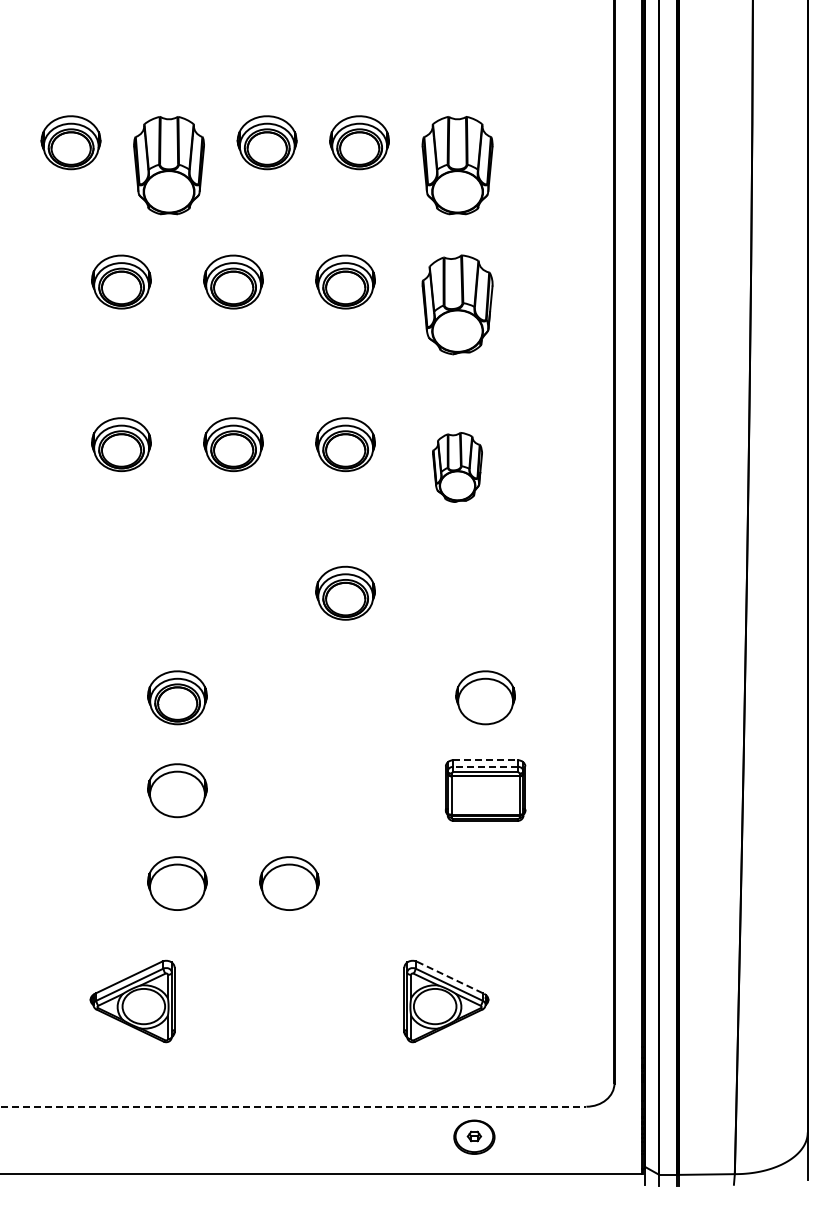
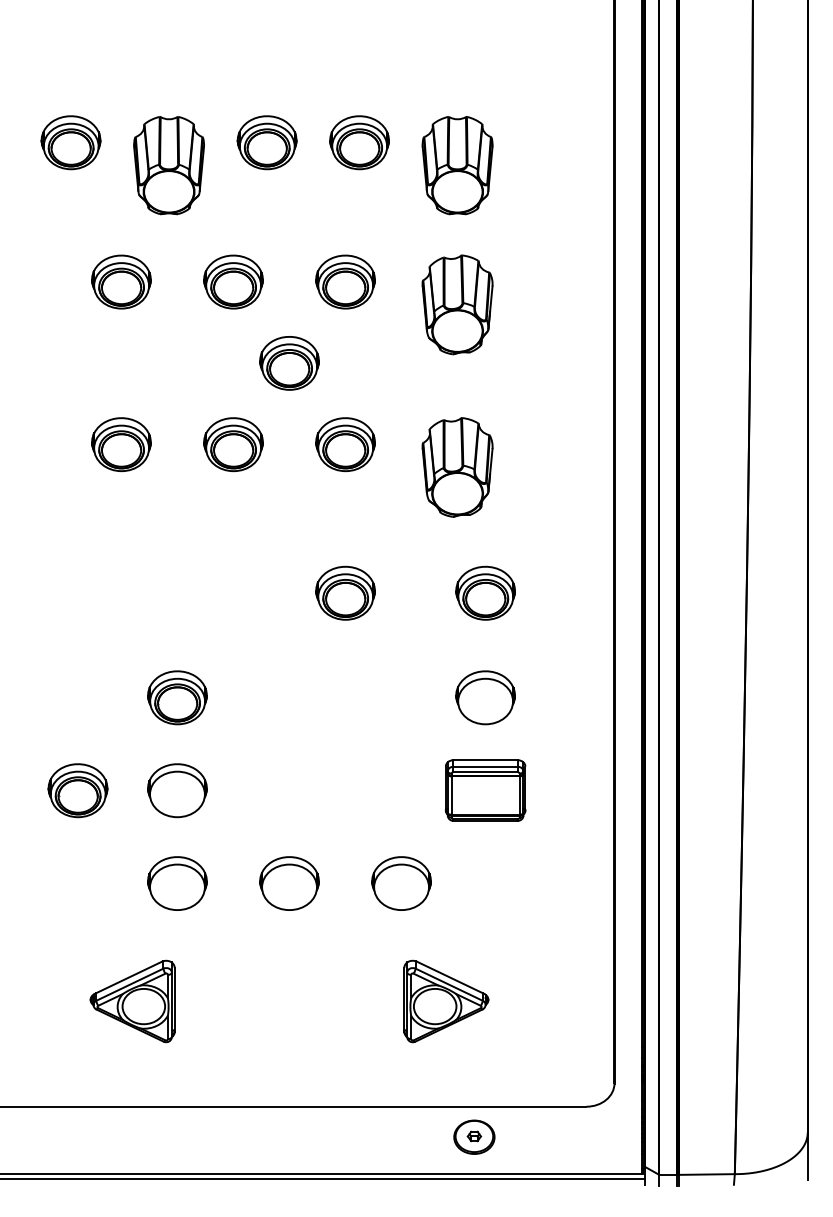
part: none -> present (289, 363)
part size: 51x71 px -> 73x101 px (457, 467)
part: none -> present (485, 592)
line: dashed -> solid (486, 760)
line: dashed -> solid (485, 766)
part: none -> present (77, 790)
part: none -> present (401, 883)
line: dashed -> solid (451, 977)
line: dashed -> solid (293, 1106)
line: none -> present (323, 1178)
